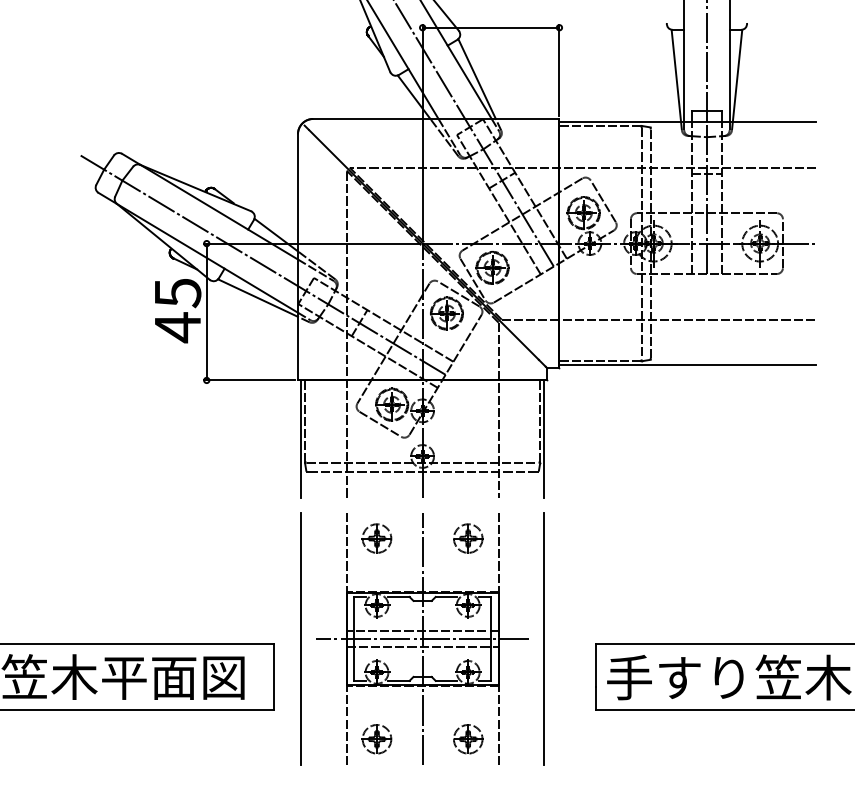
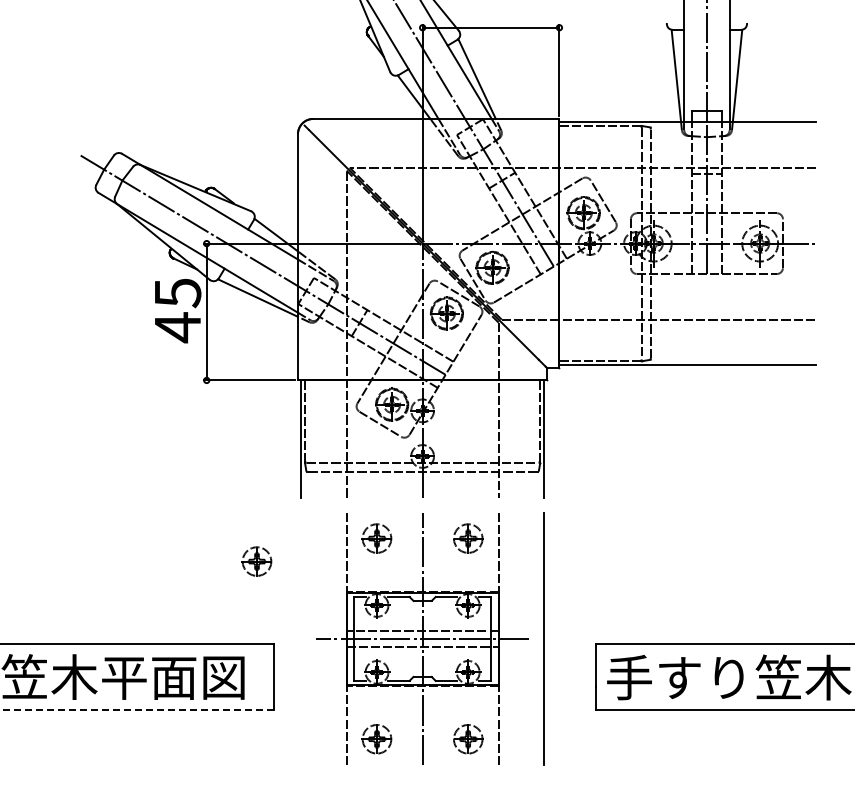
part: none -> present (256, 561)
line: present -> none (301, 638)
line: solid -> dashed (137, 710)
